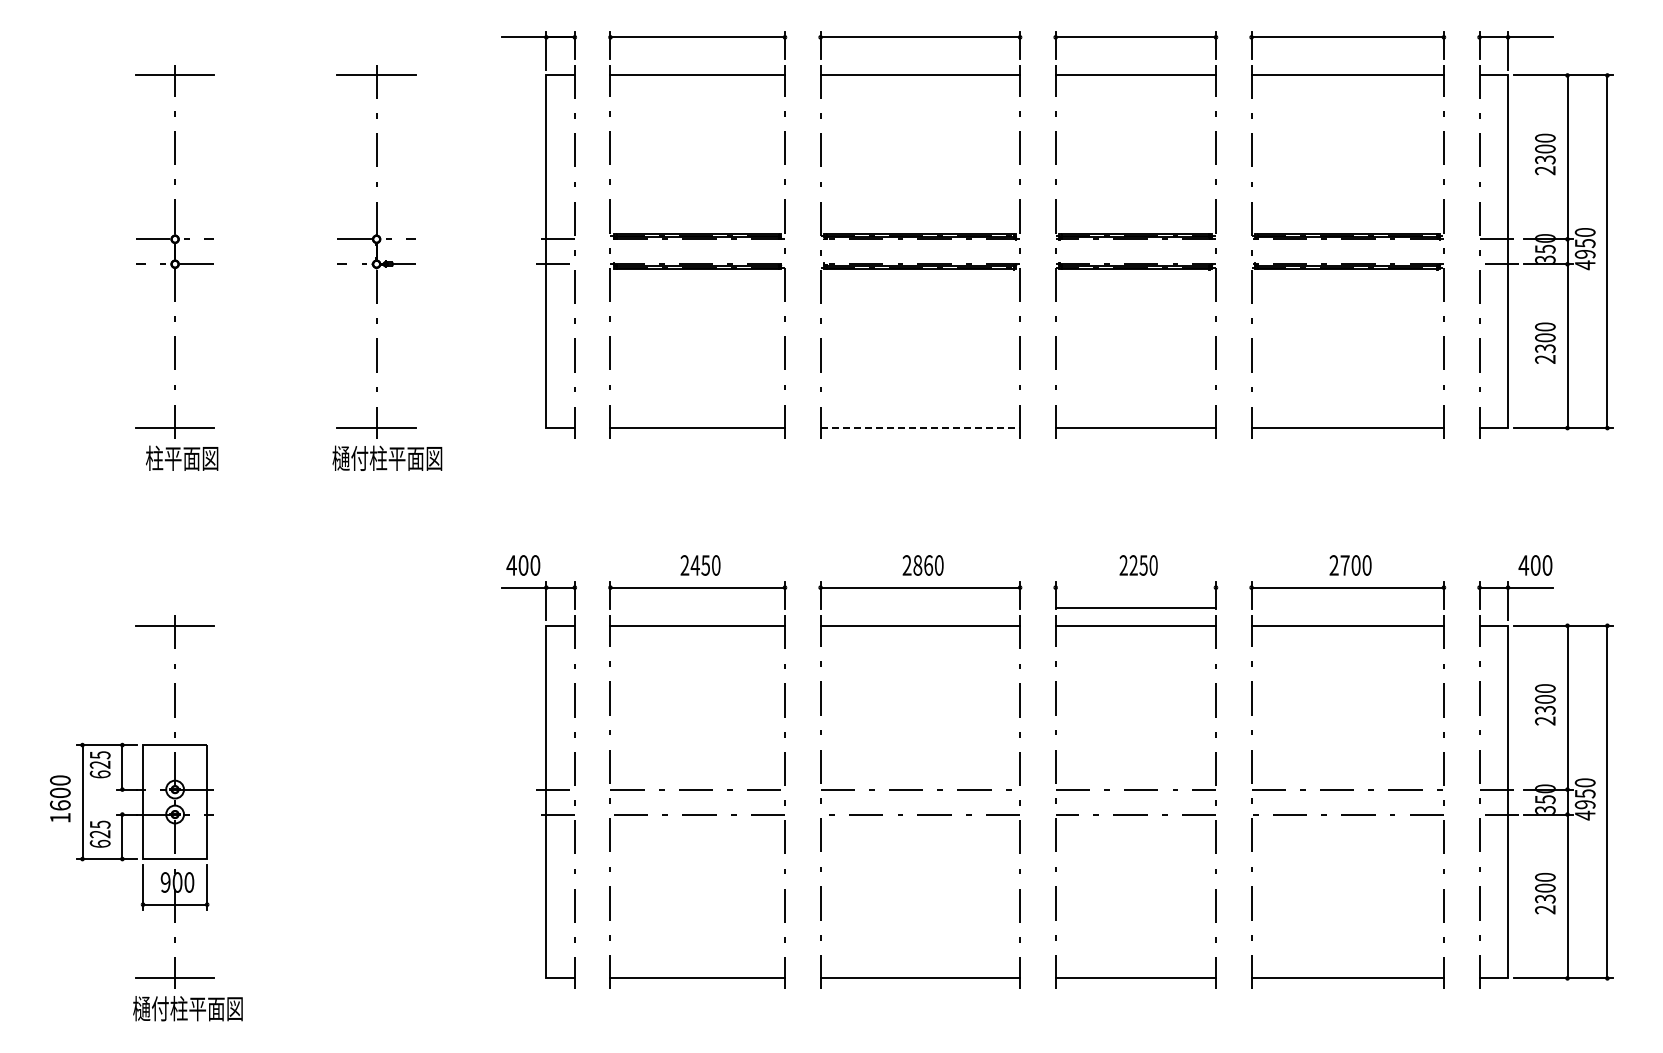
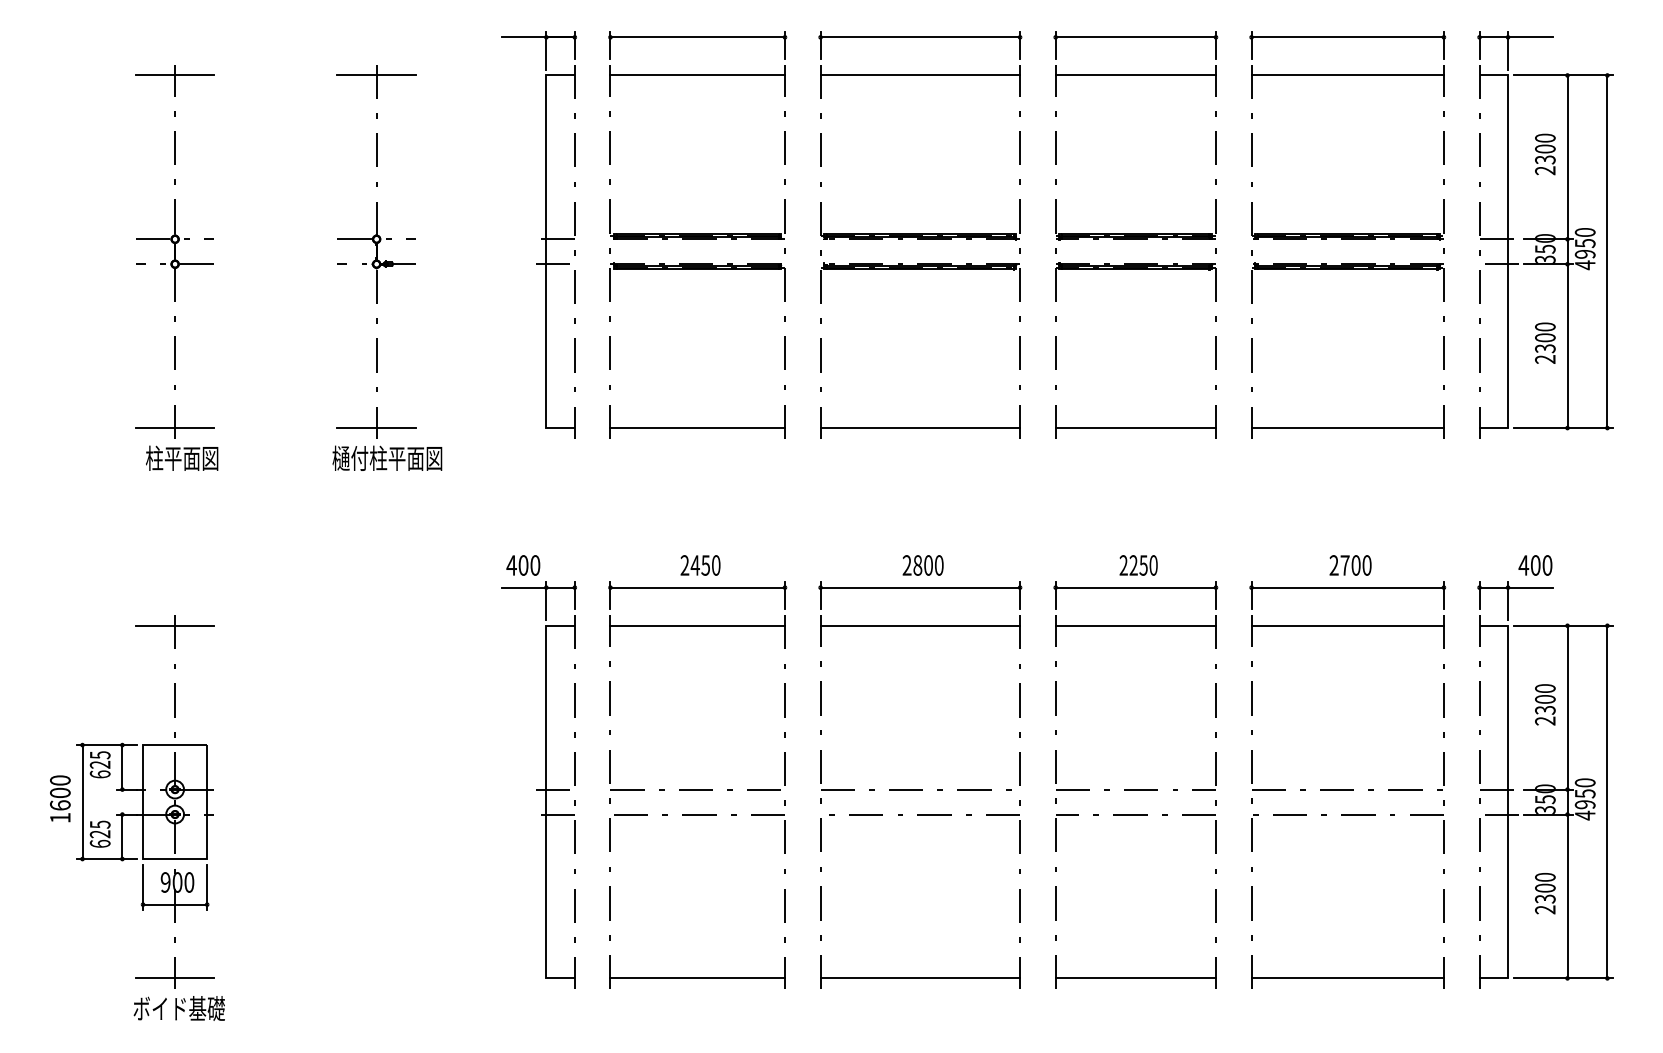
line: dashed -> solid (920, 428)
text: 2860 -> 2800 (928, 565)
line position: (1135, 607) -> (1135, 587) (1135, 587)
text: 樋付柱平面図 -> ボイド基礎 (187, 1008)
